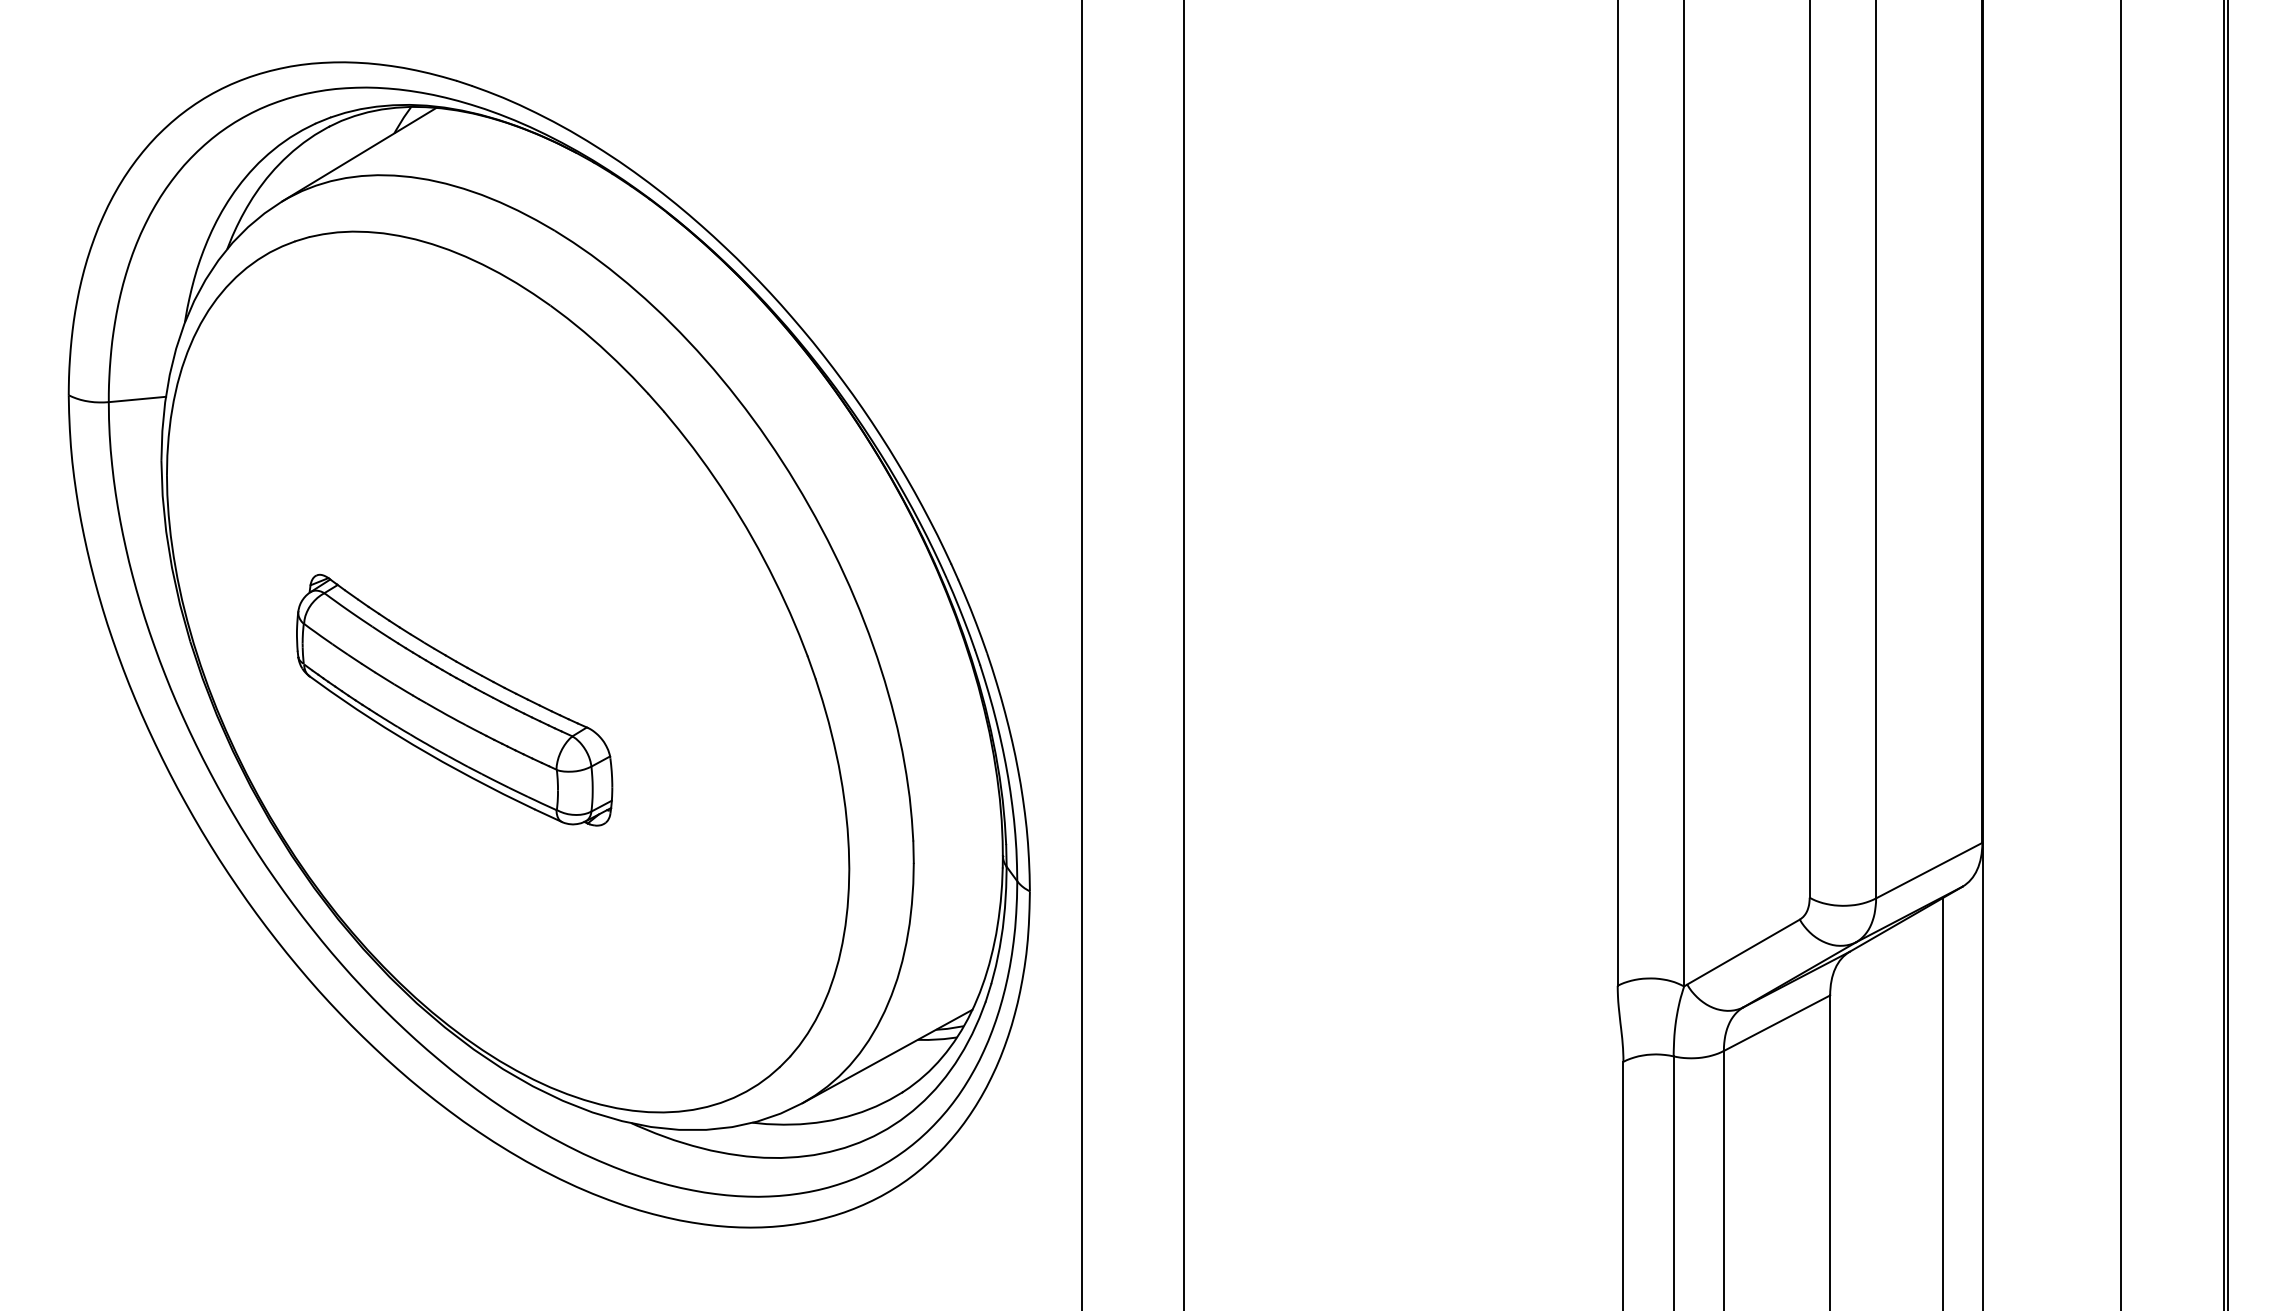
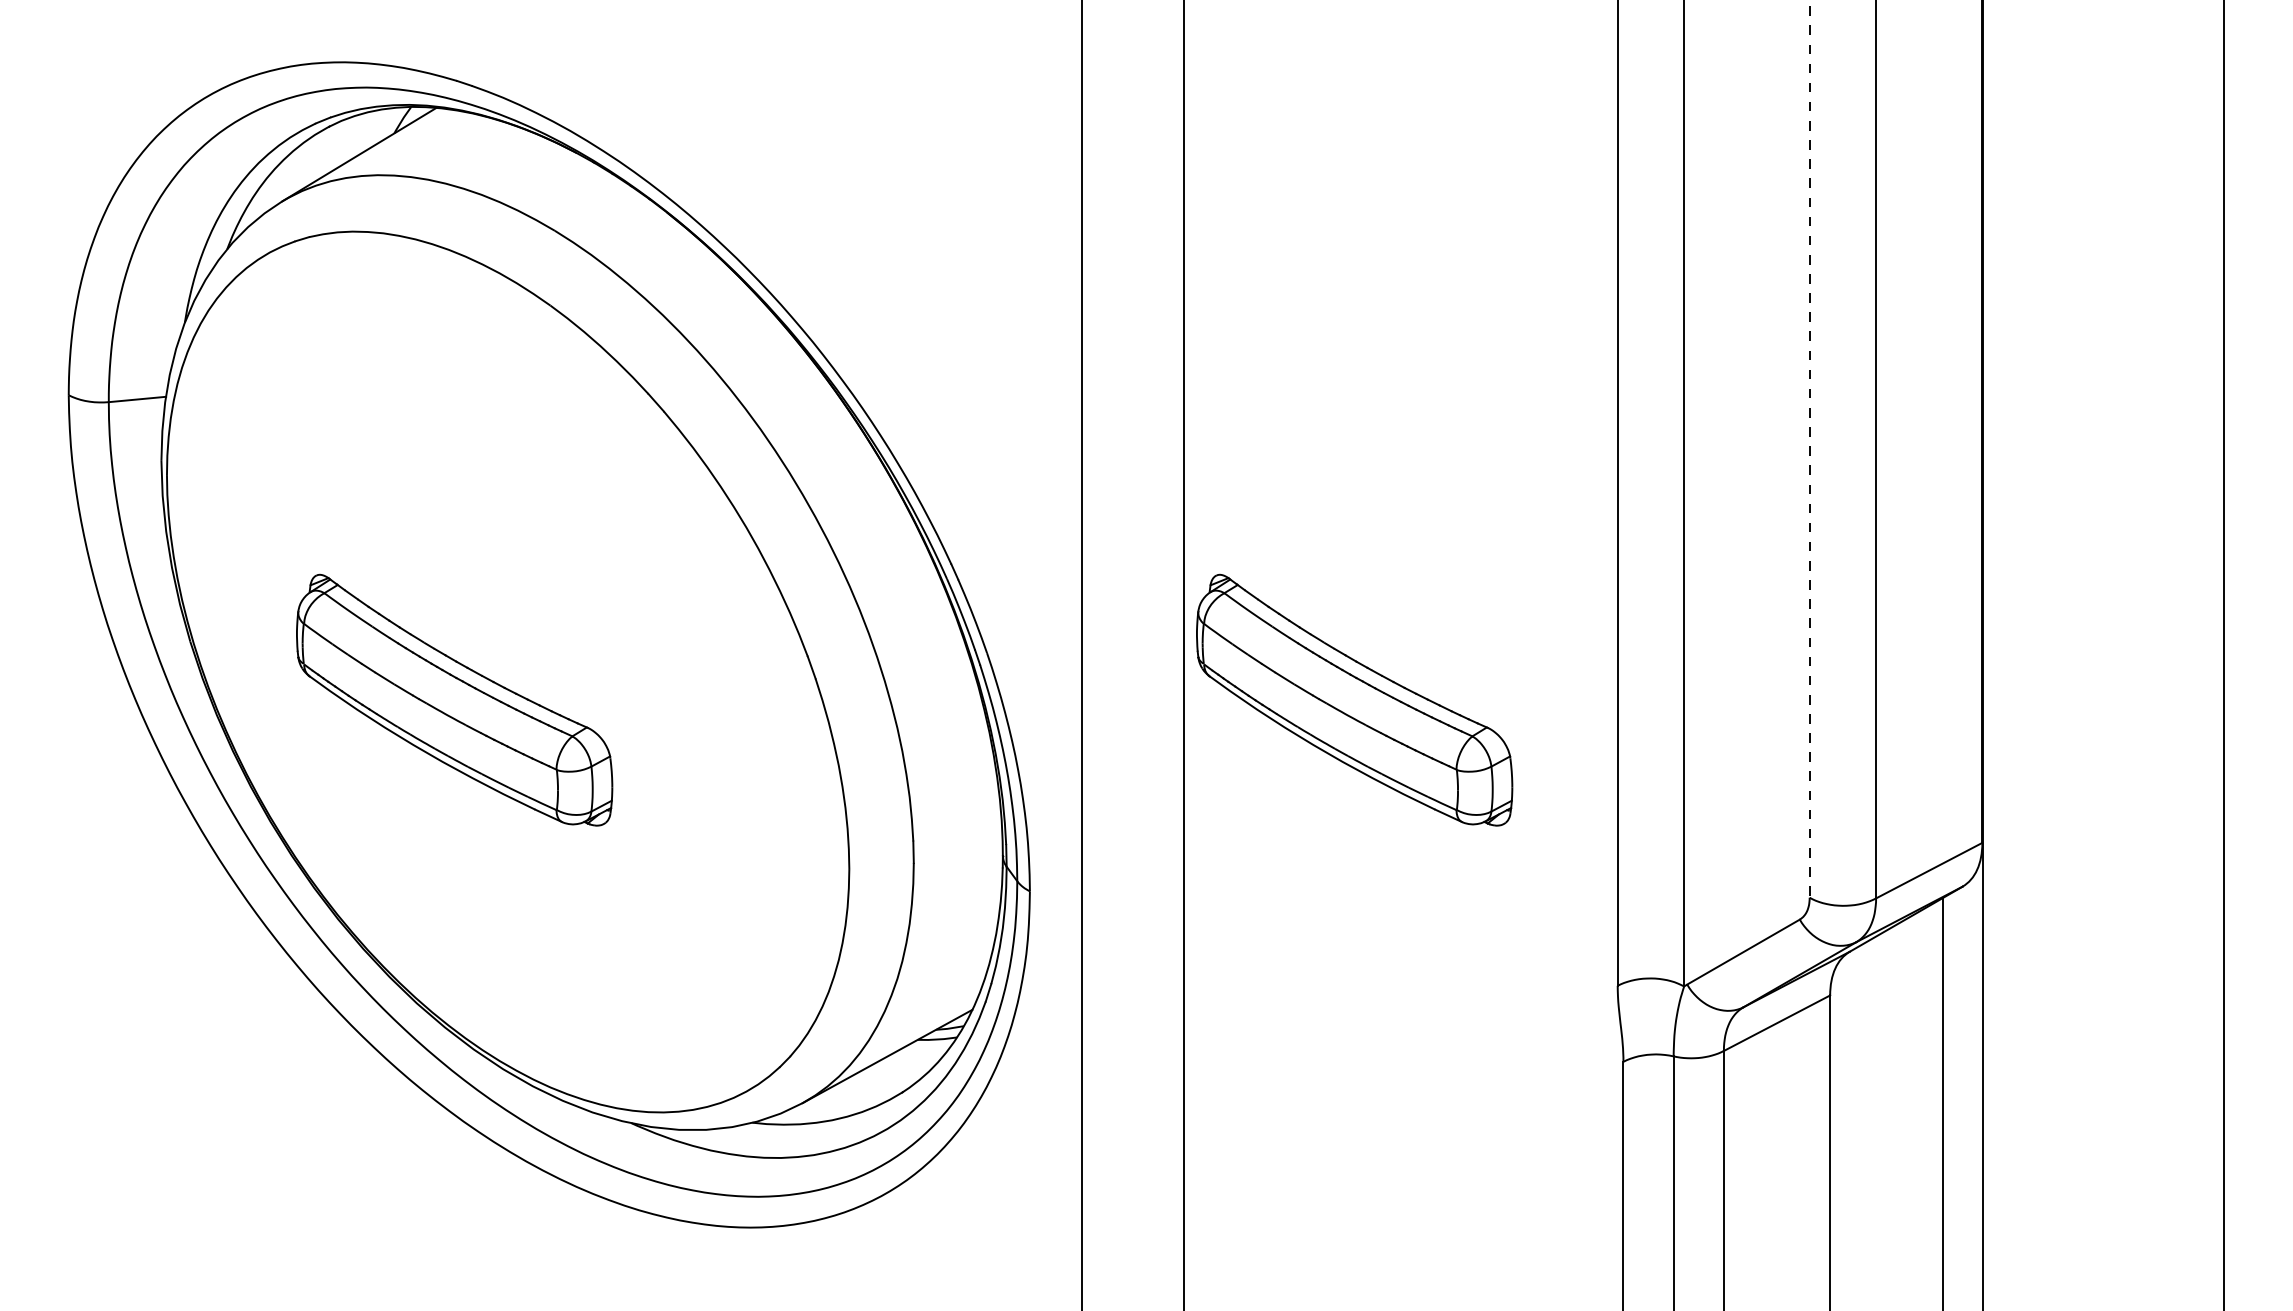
line: solid -> dashed (1809, 449)
line: present -> none (2121, 654)
line: present -> none (2228, 654)
part: none -> present (1354, 699)
